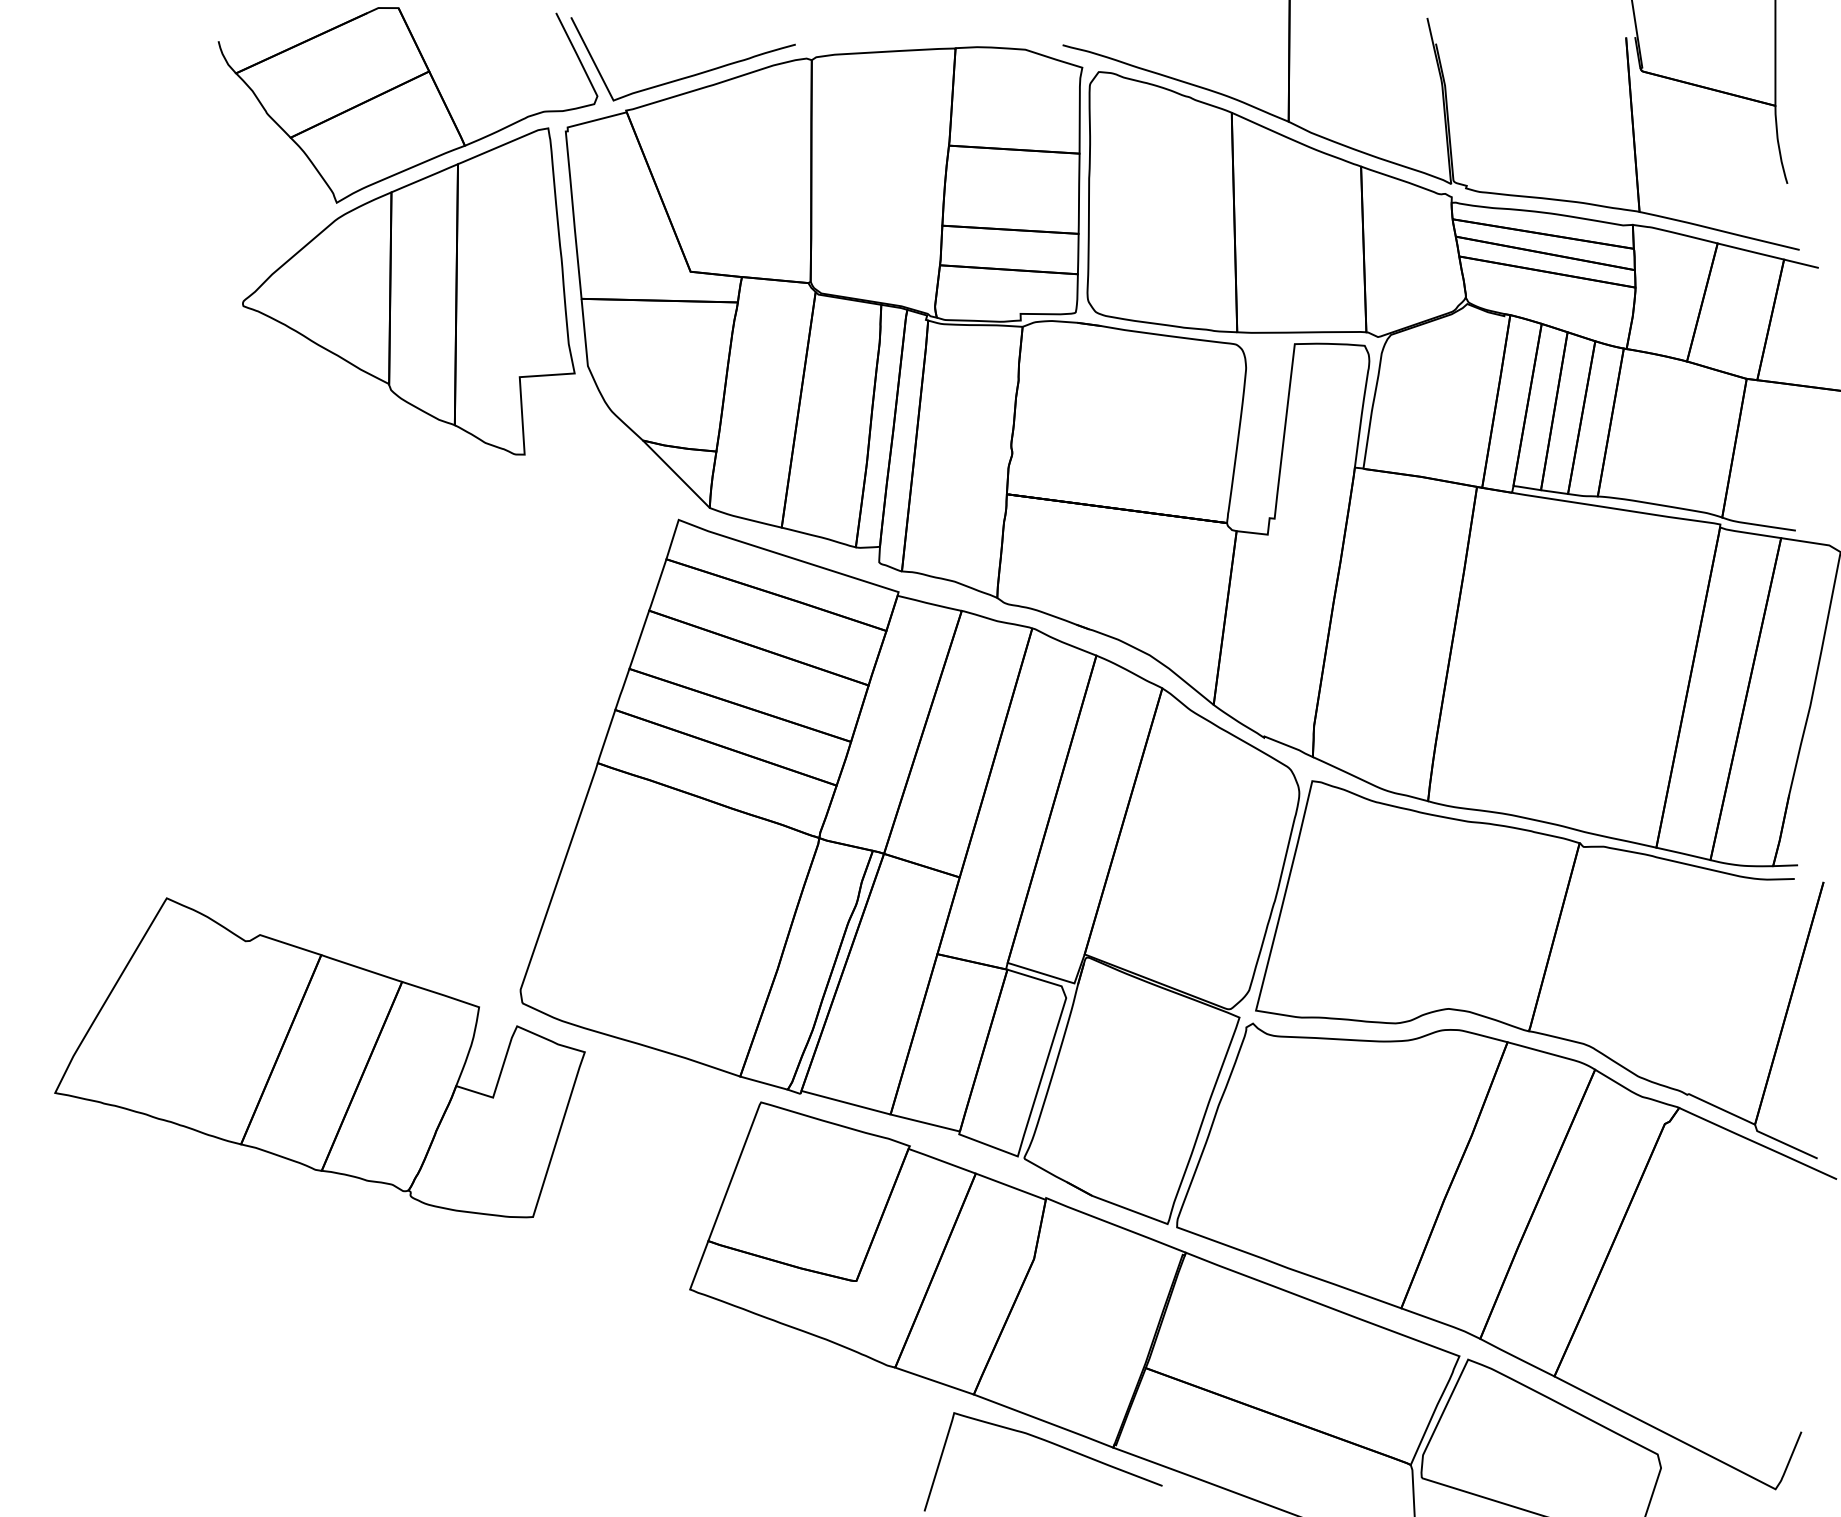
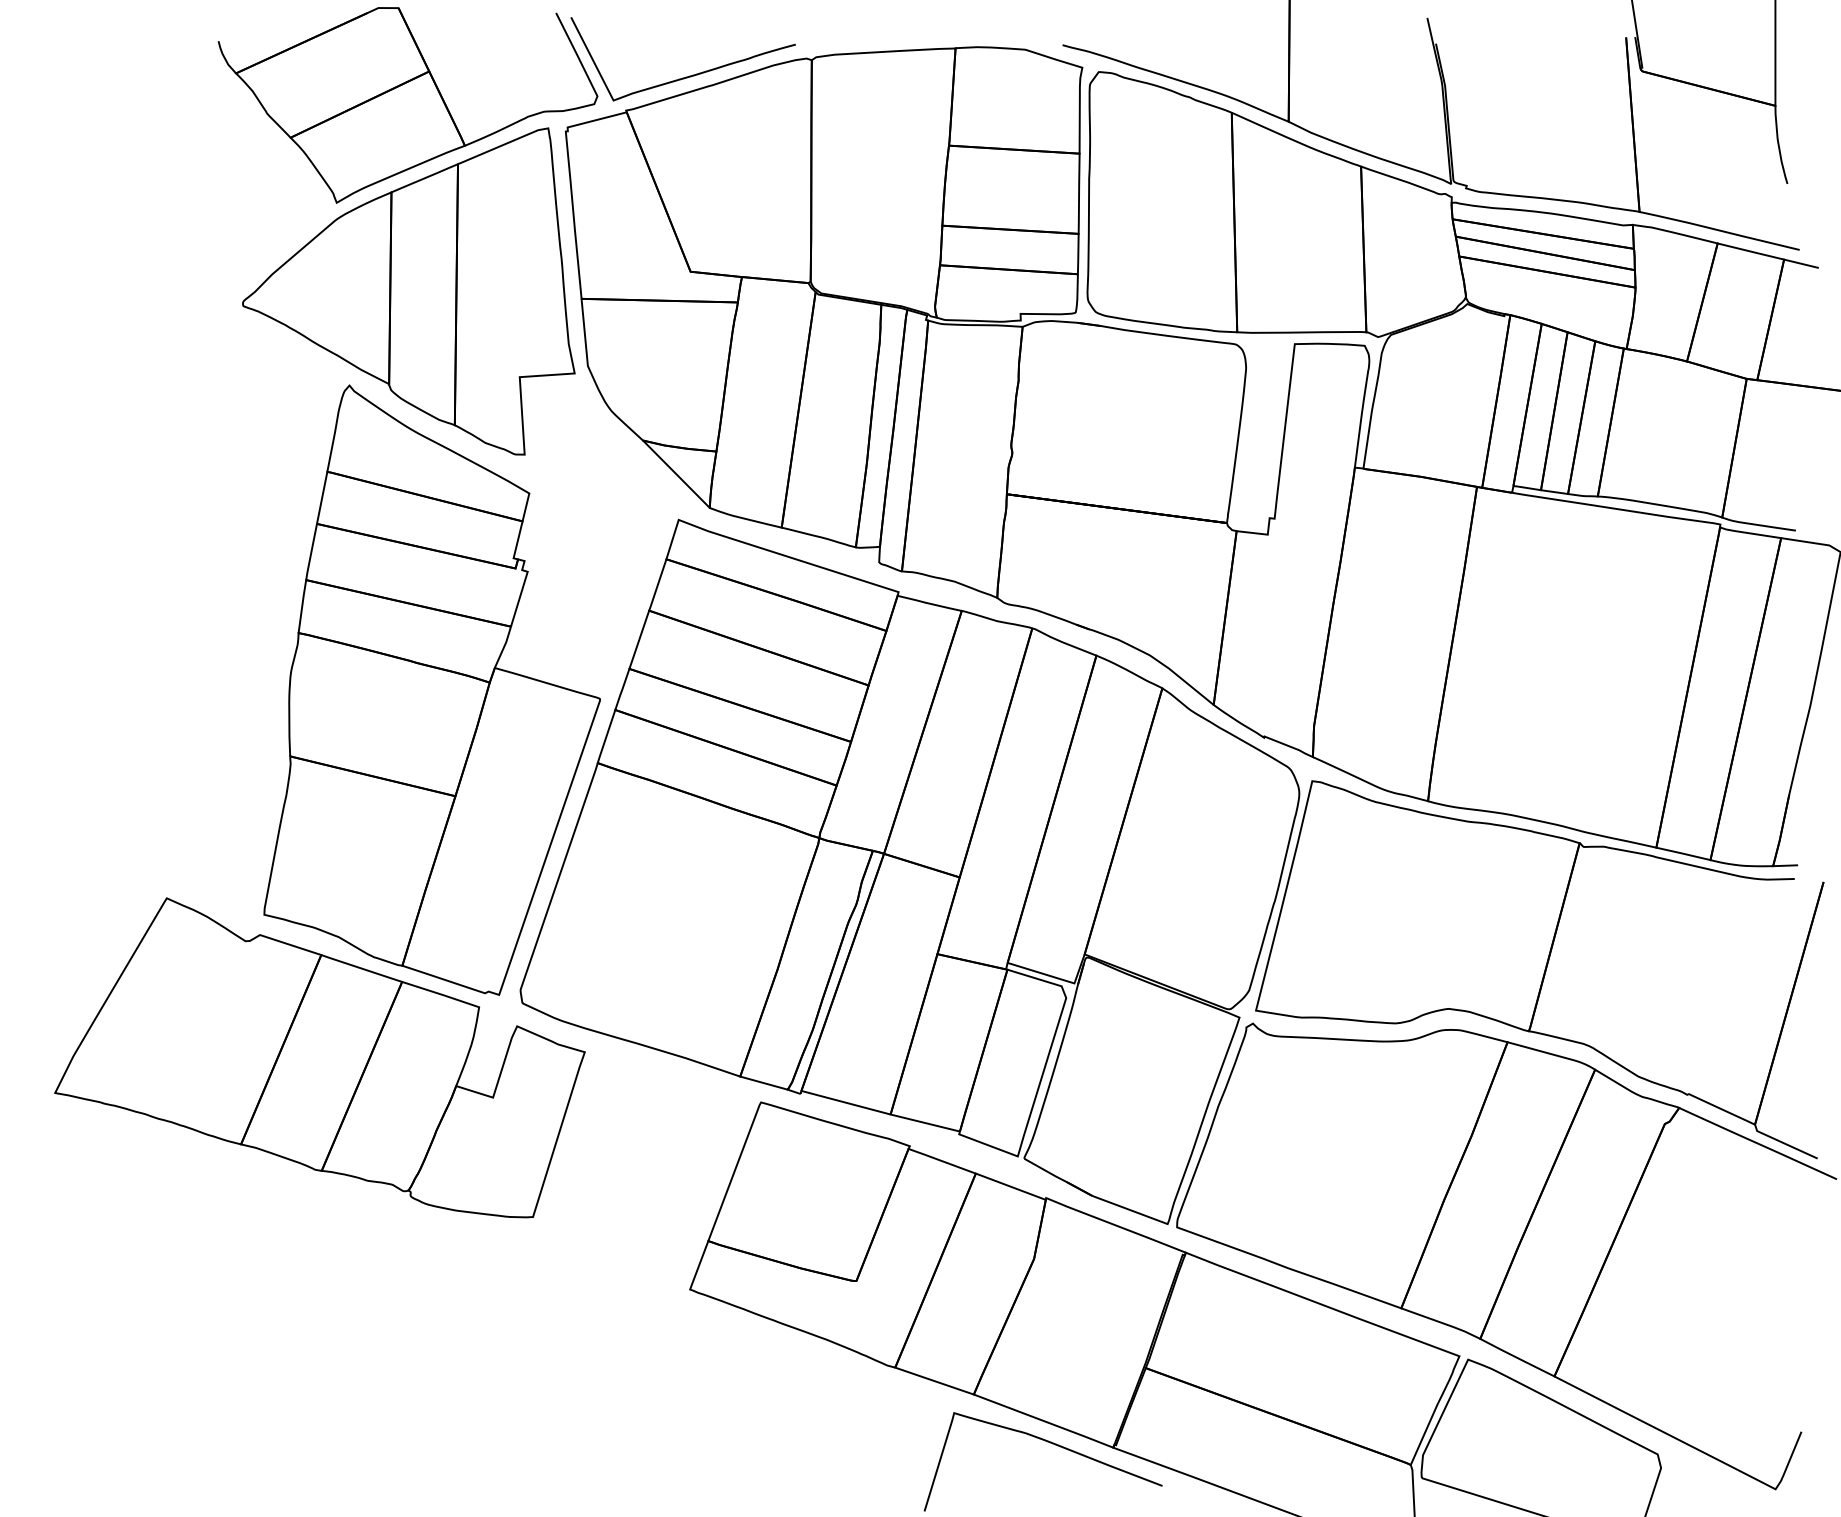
part: none -> present (431, 689)
